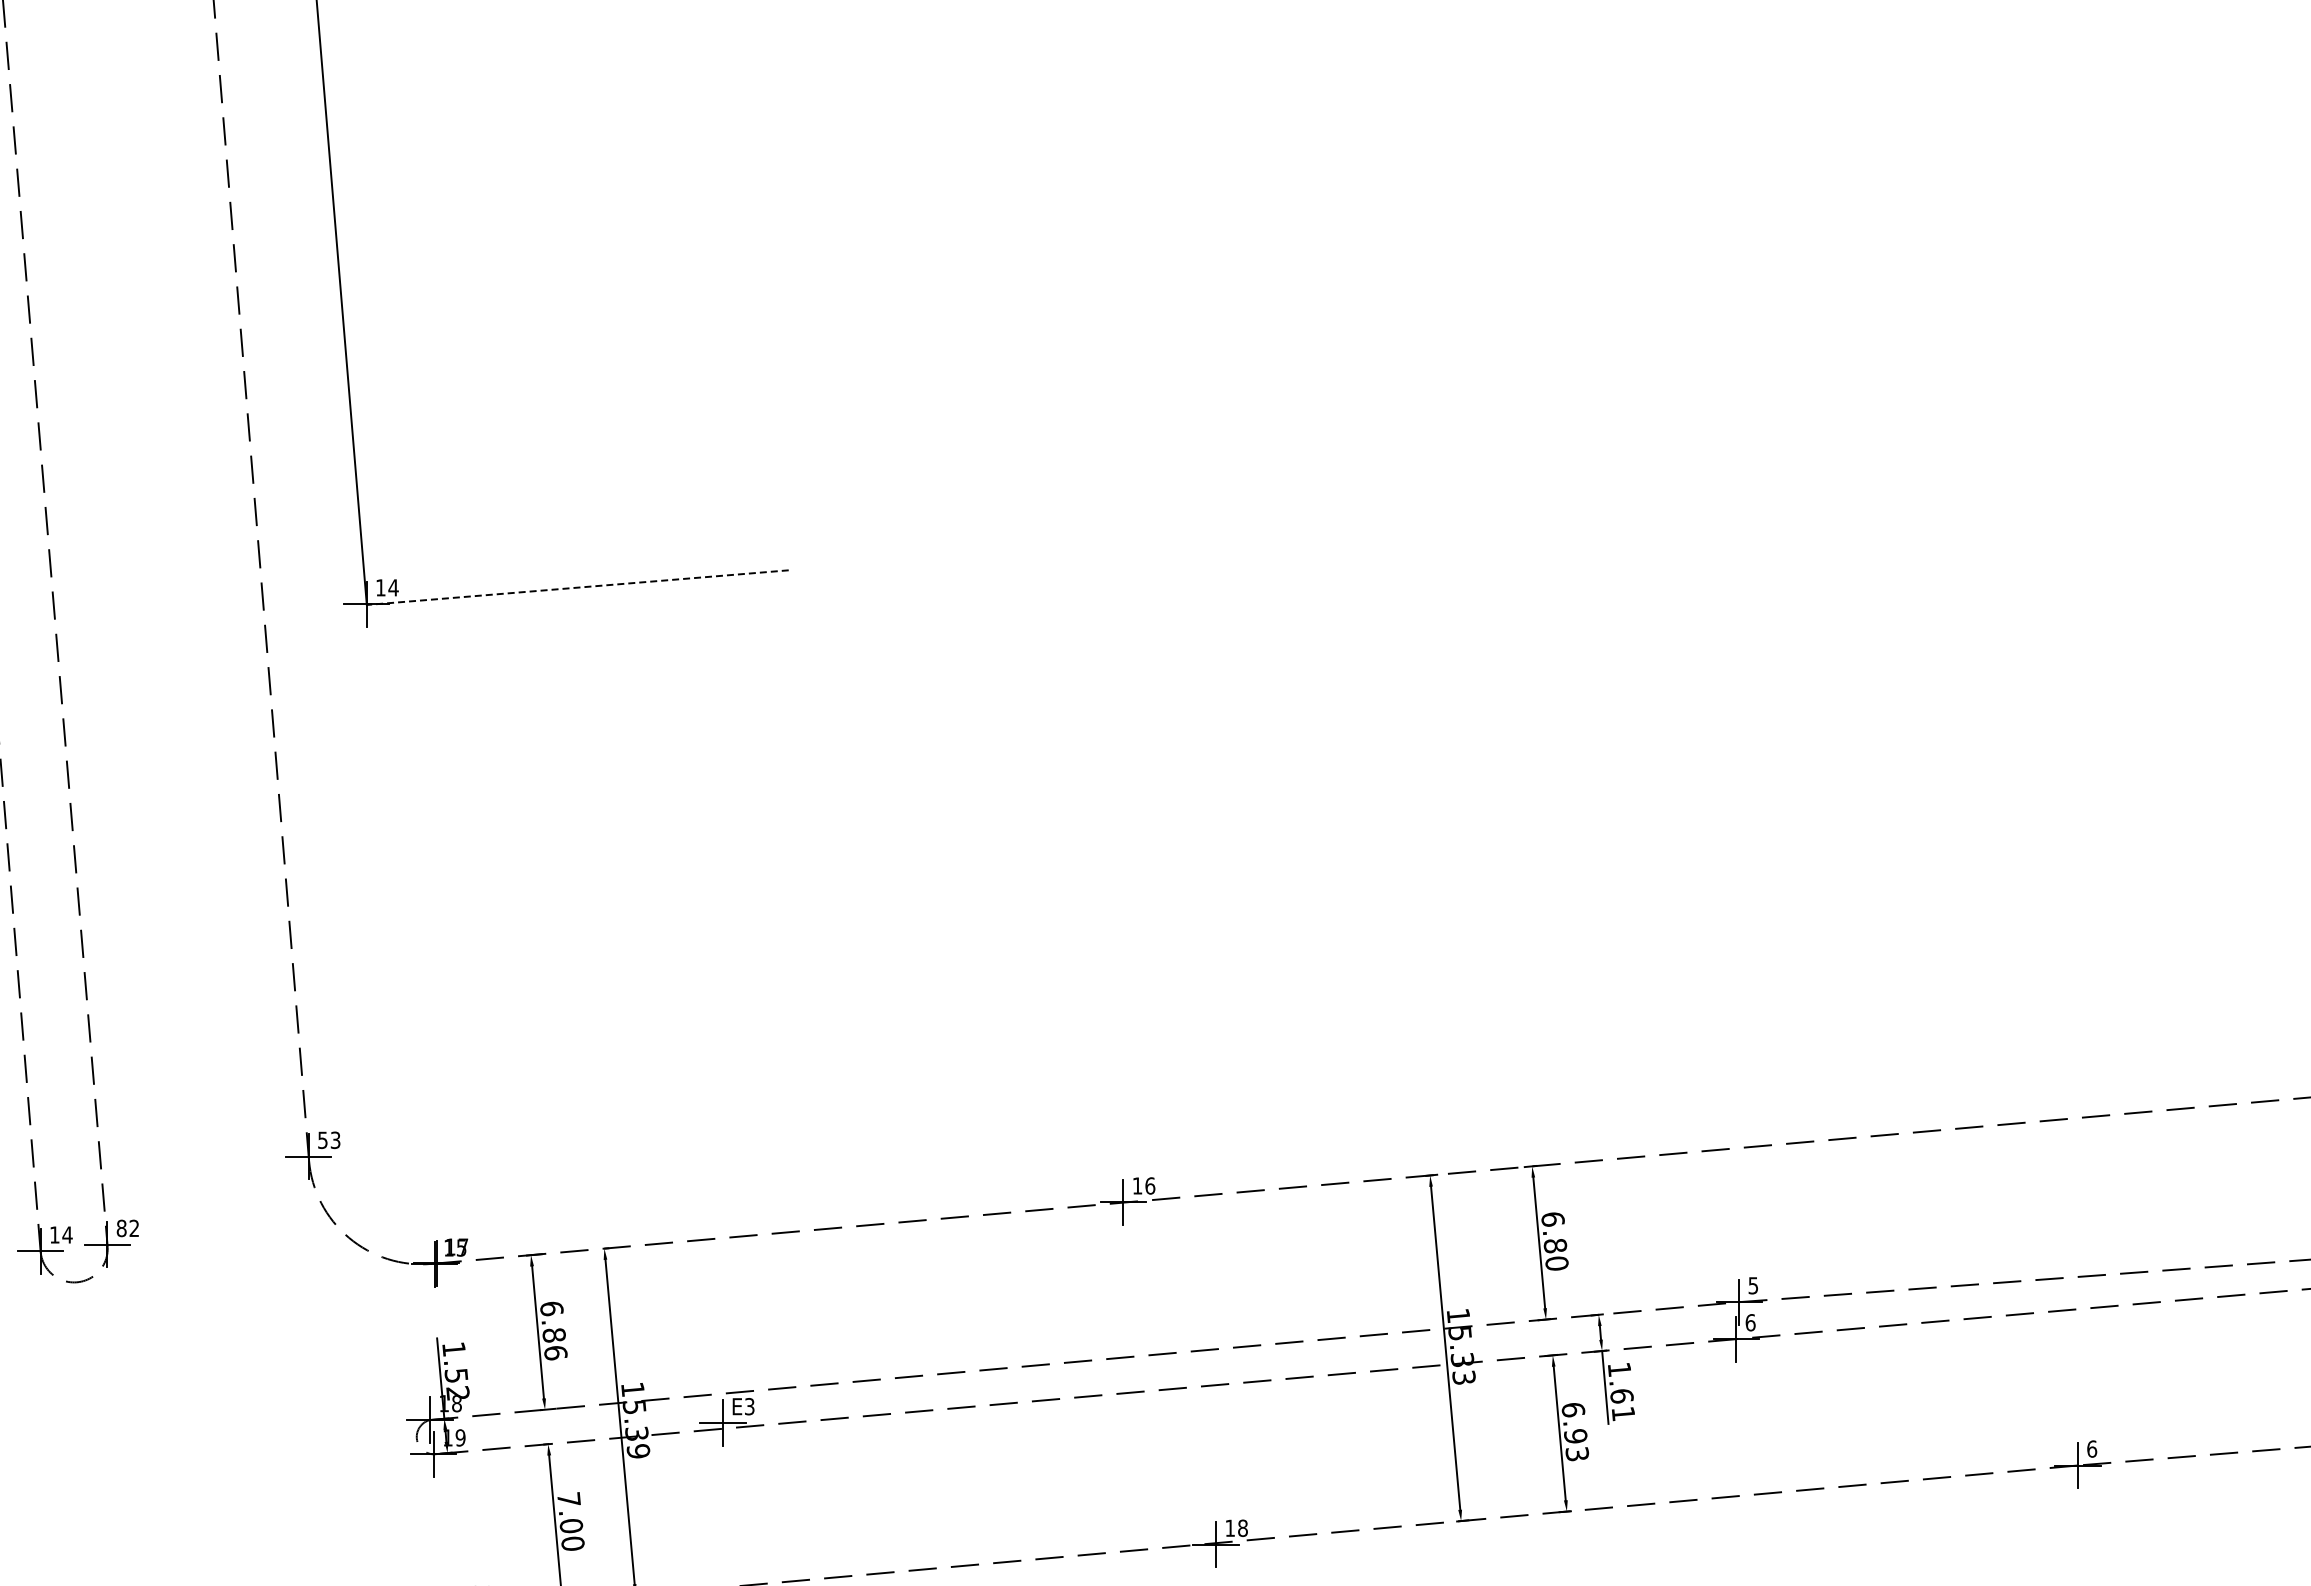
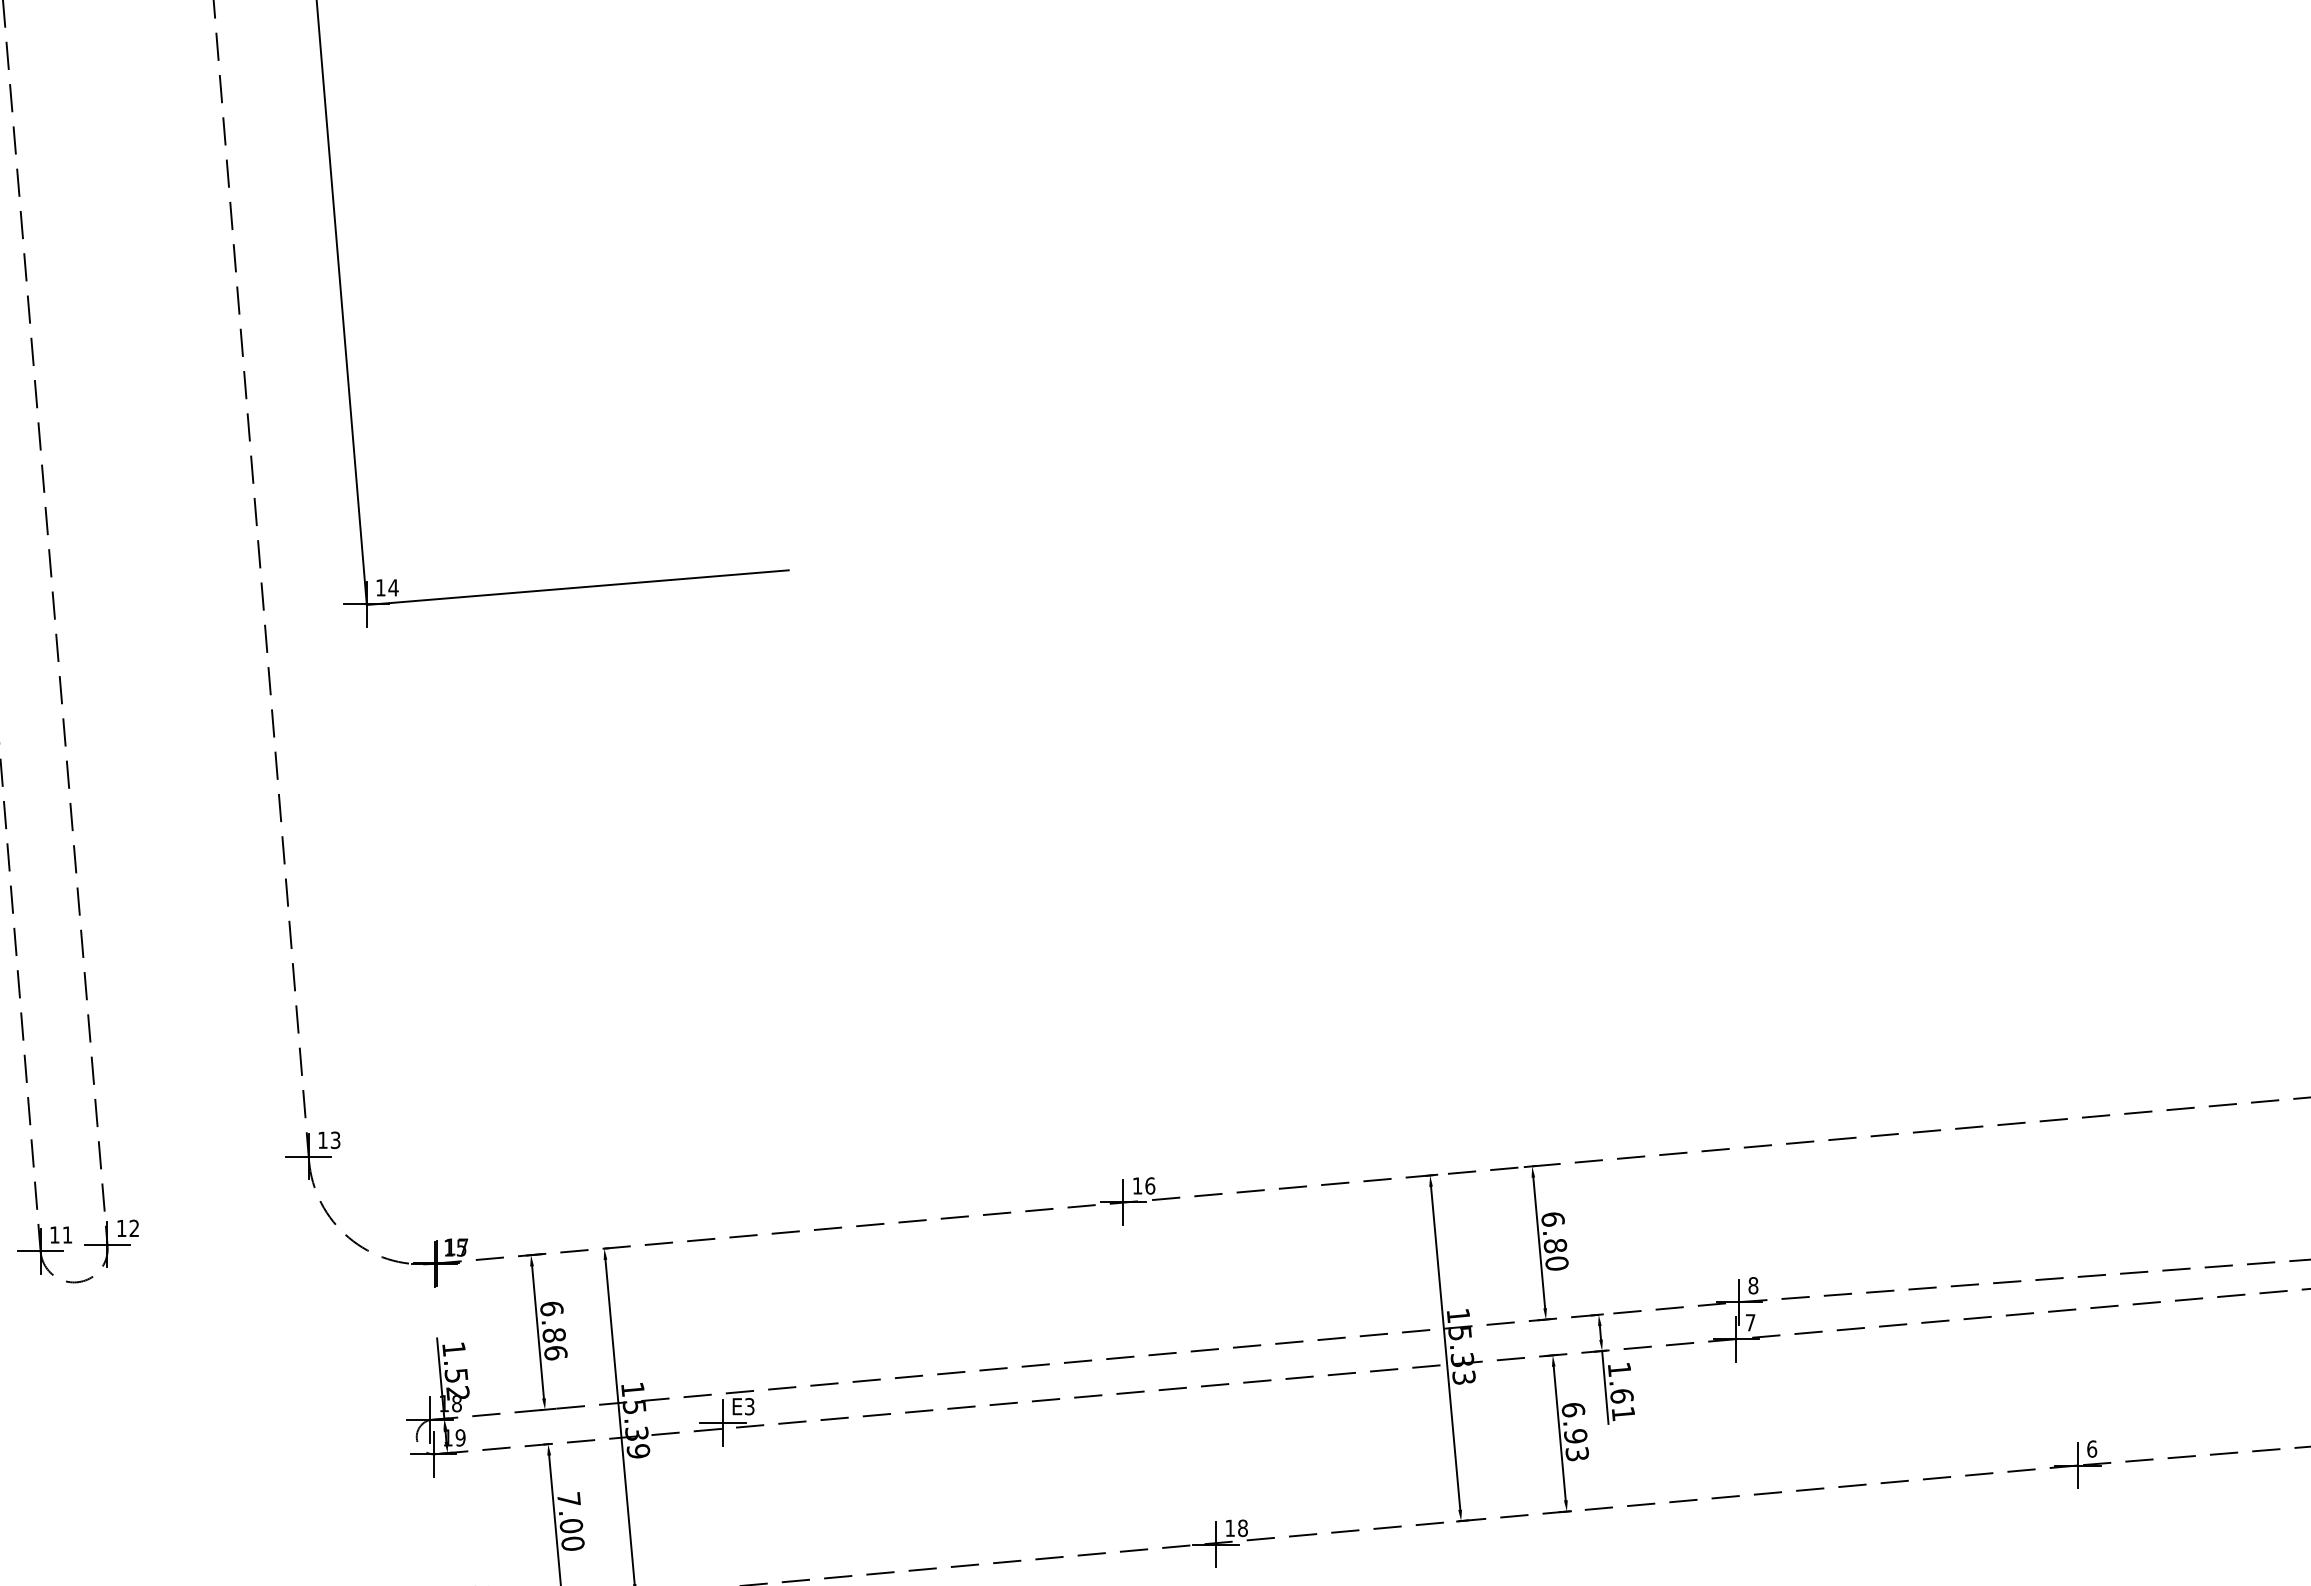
line: dashed -> solid (577, 587)
text: 53 -> 13 (322, 1140)
text: 82 -> 12 (121, 1228)
text: 14 -> 11 (67, 1234)
text: 5 -> 8 (1753, 1285)
text: 6 -> 7 (1750, 1322)
